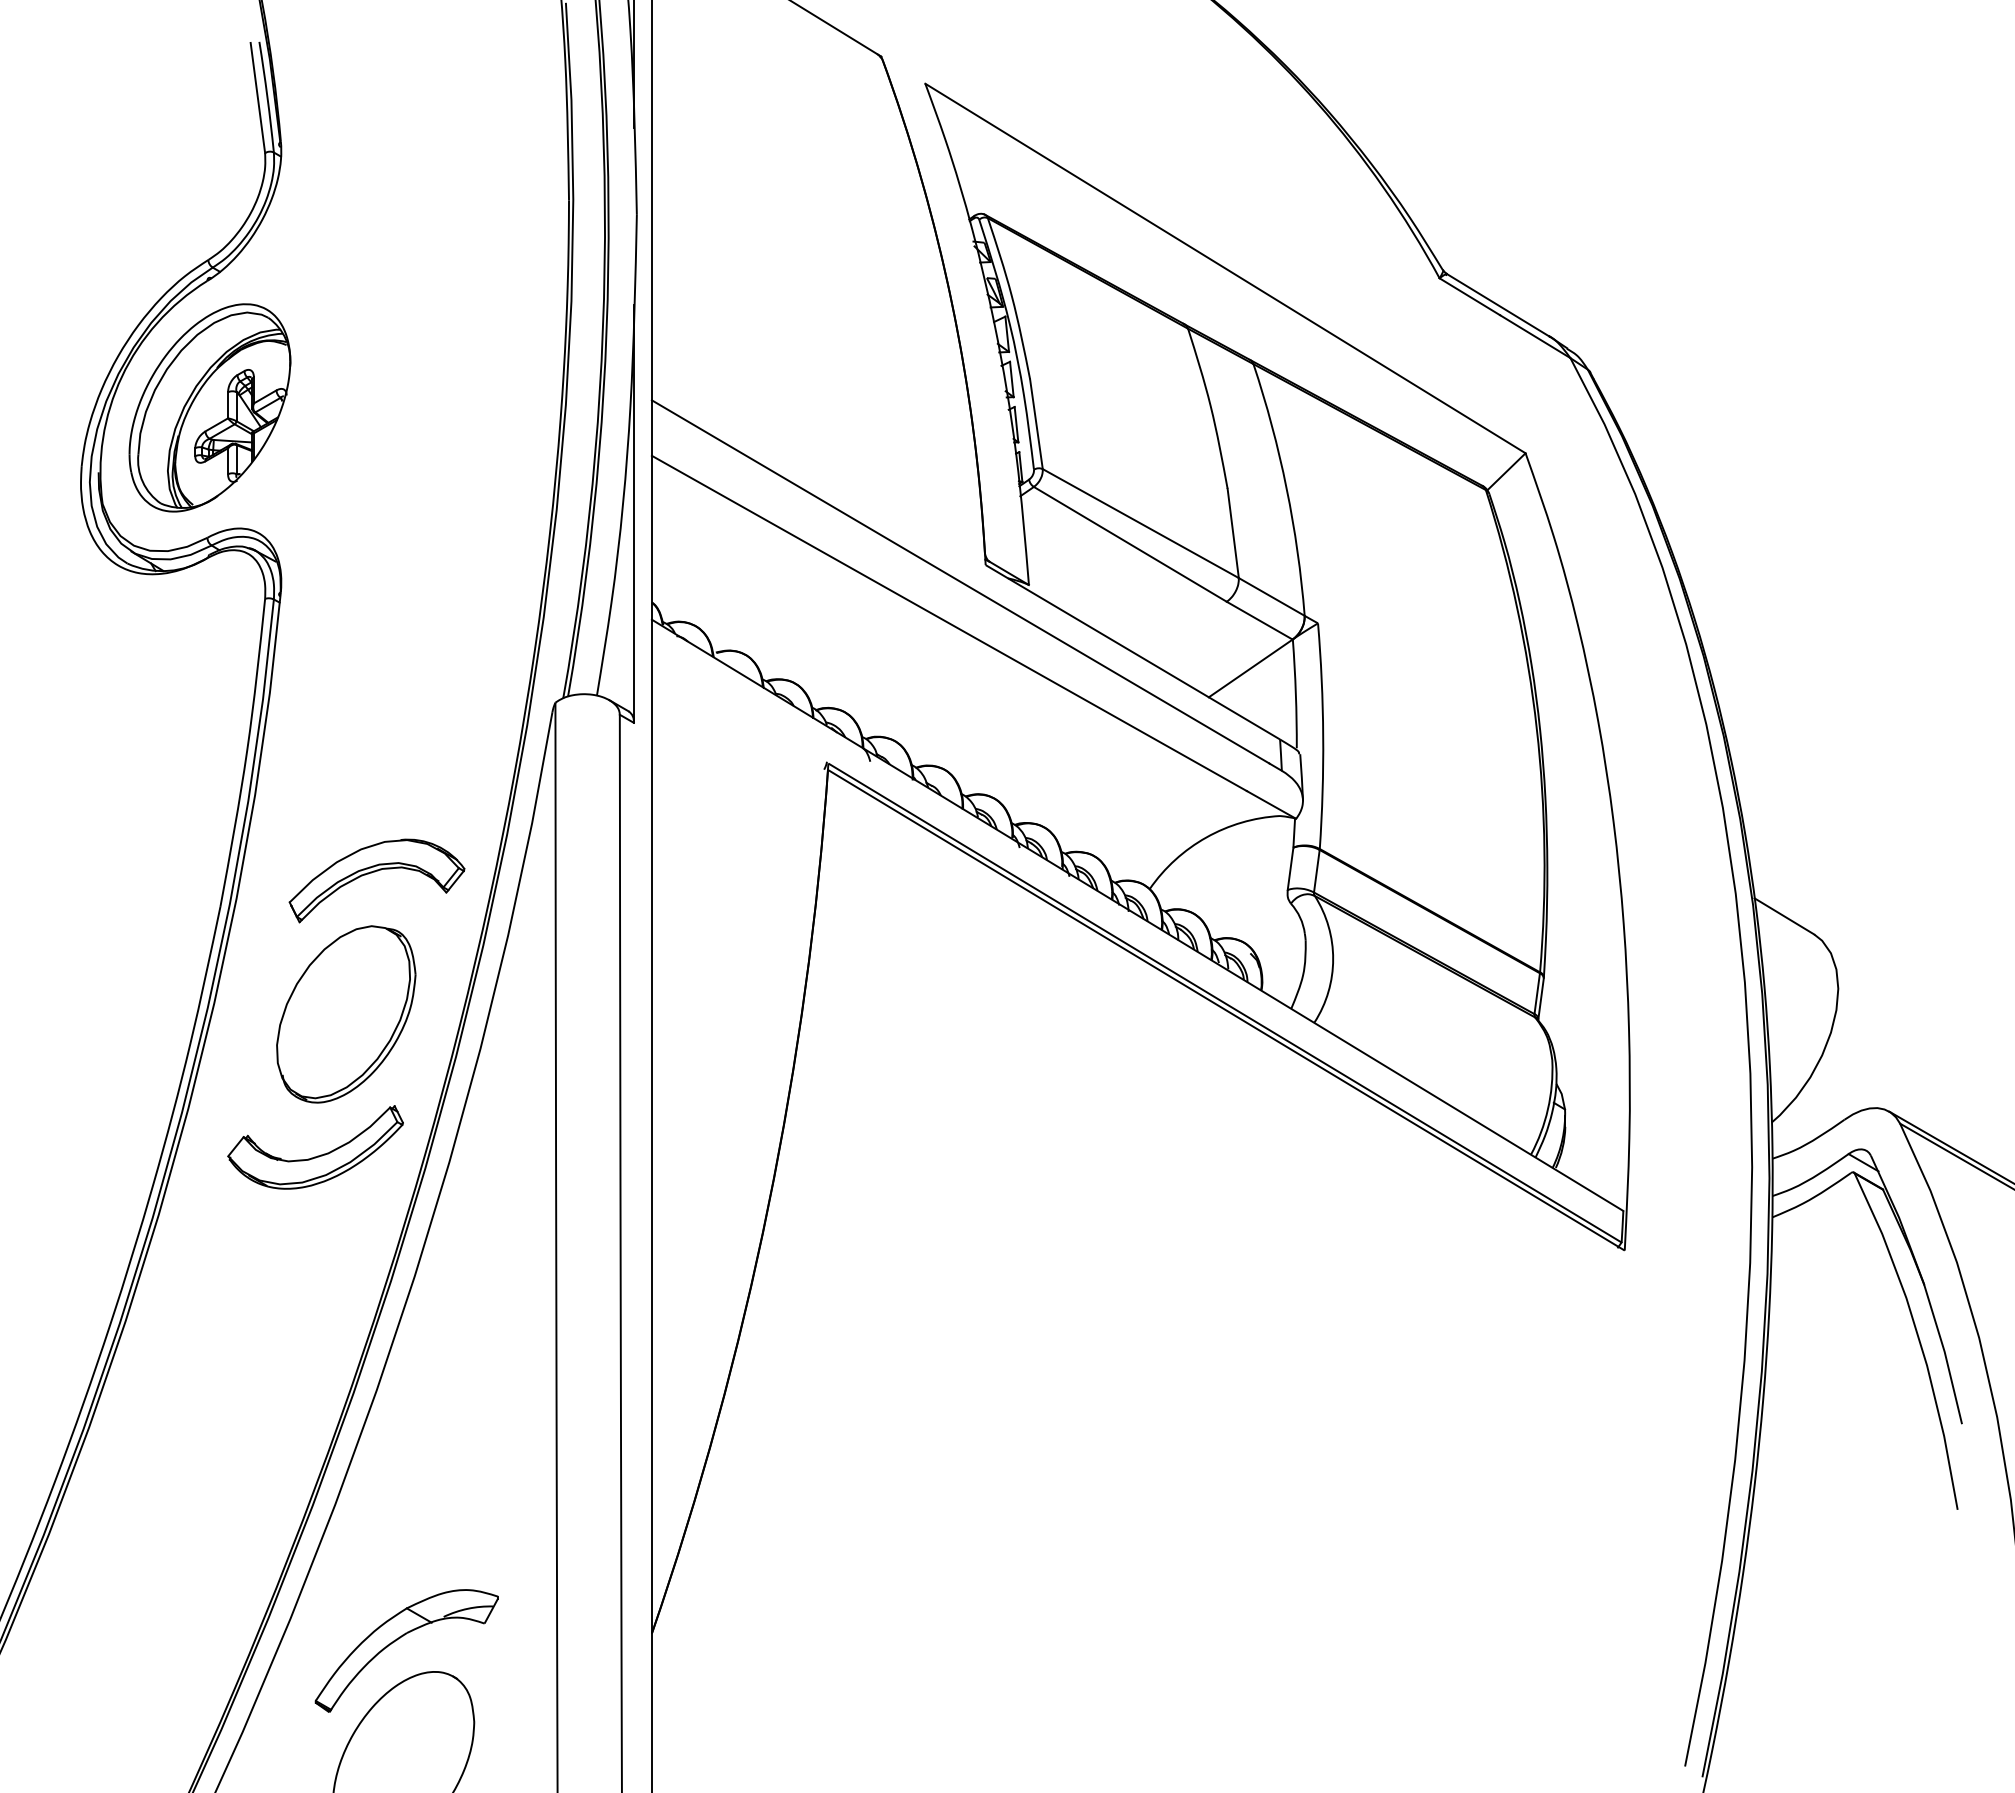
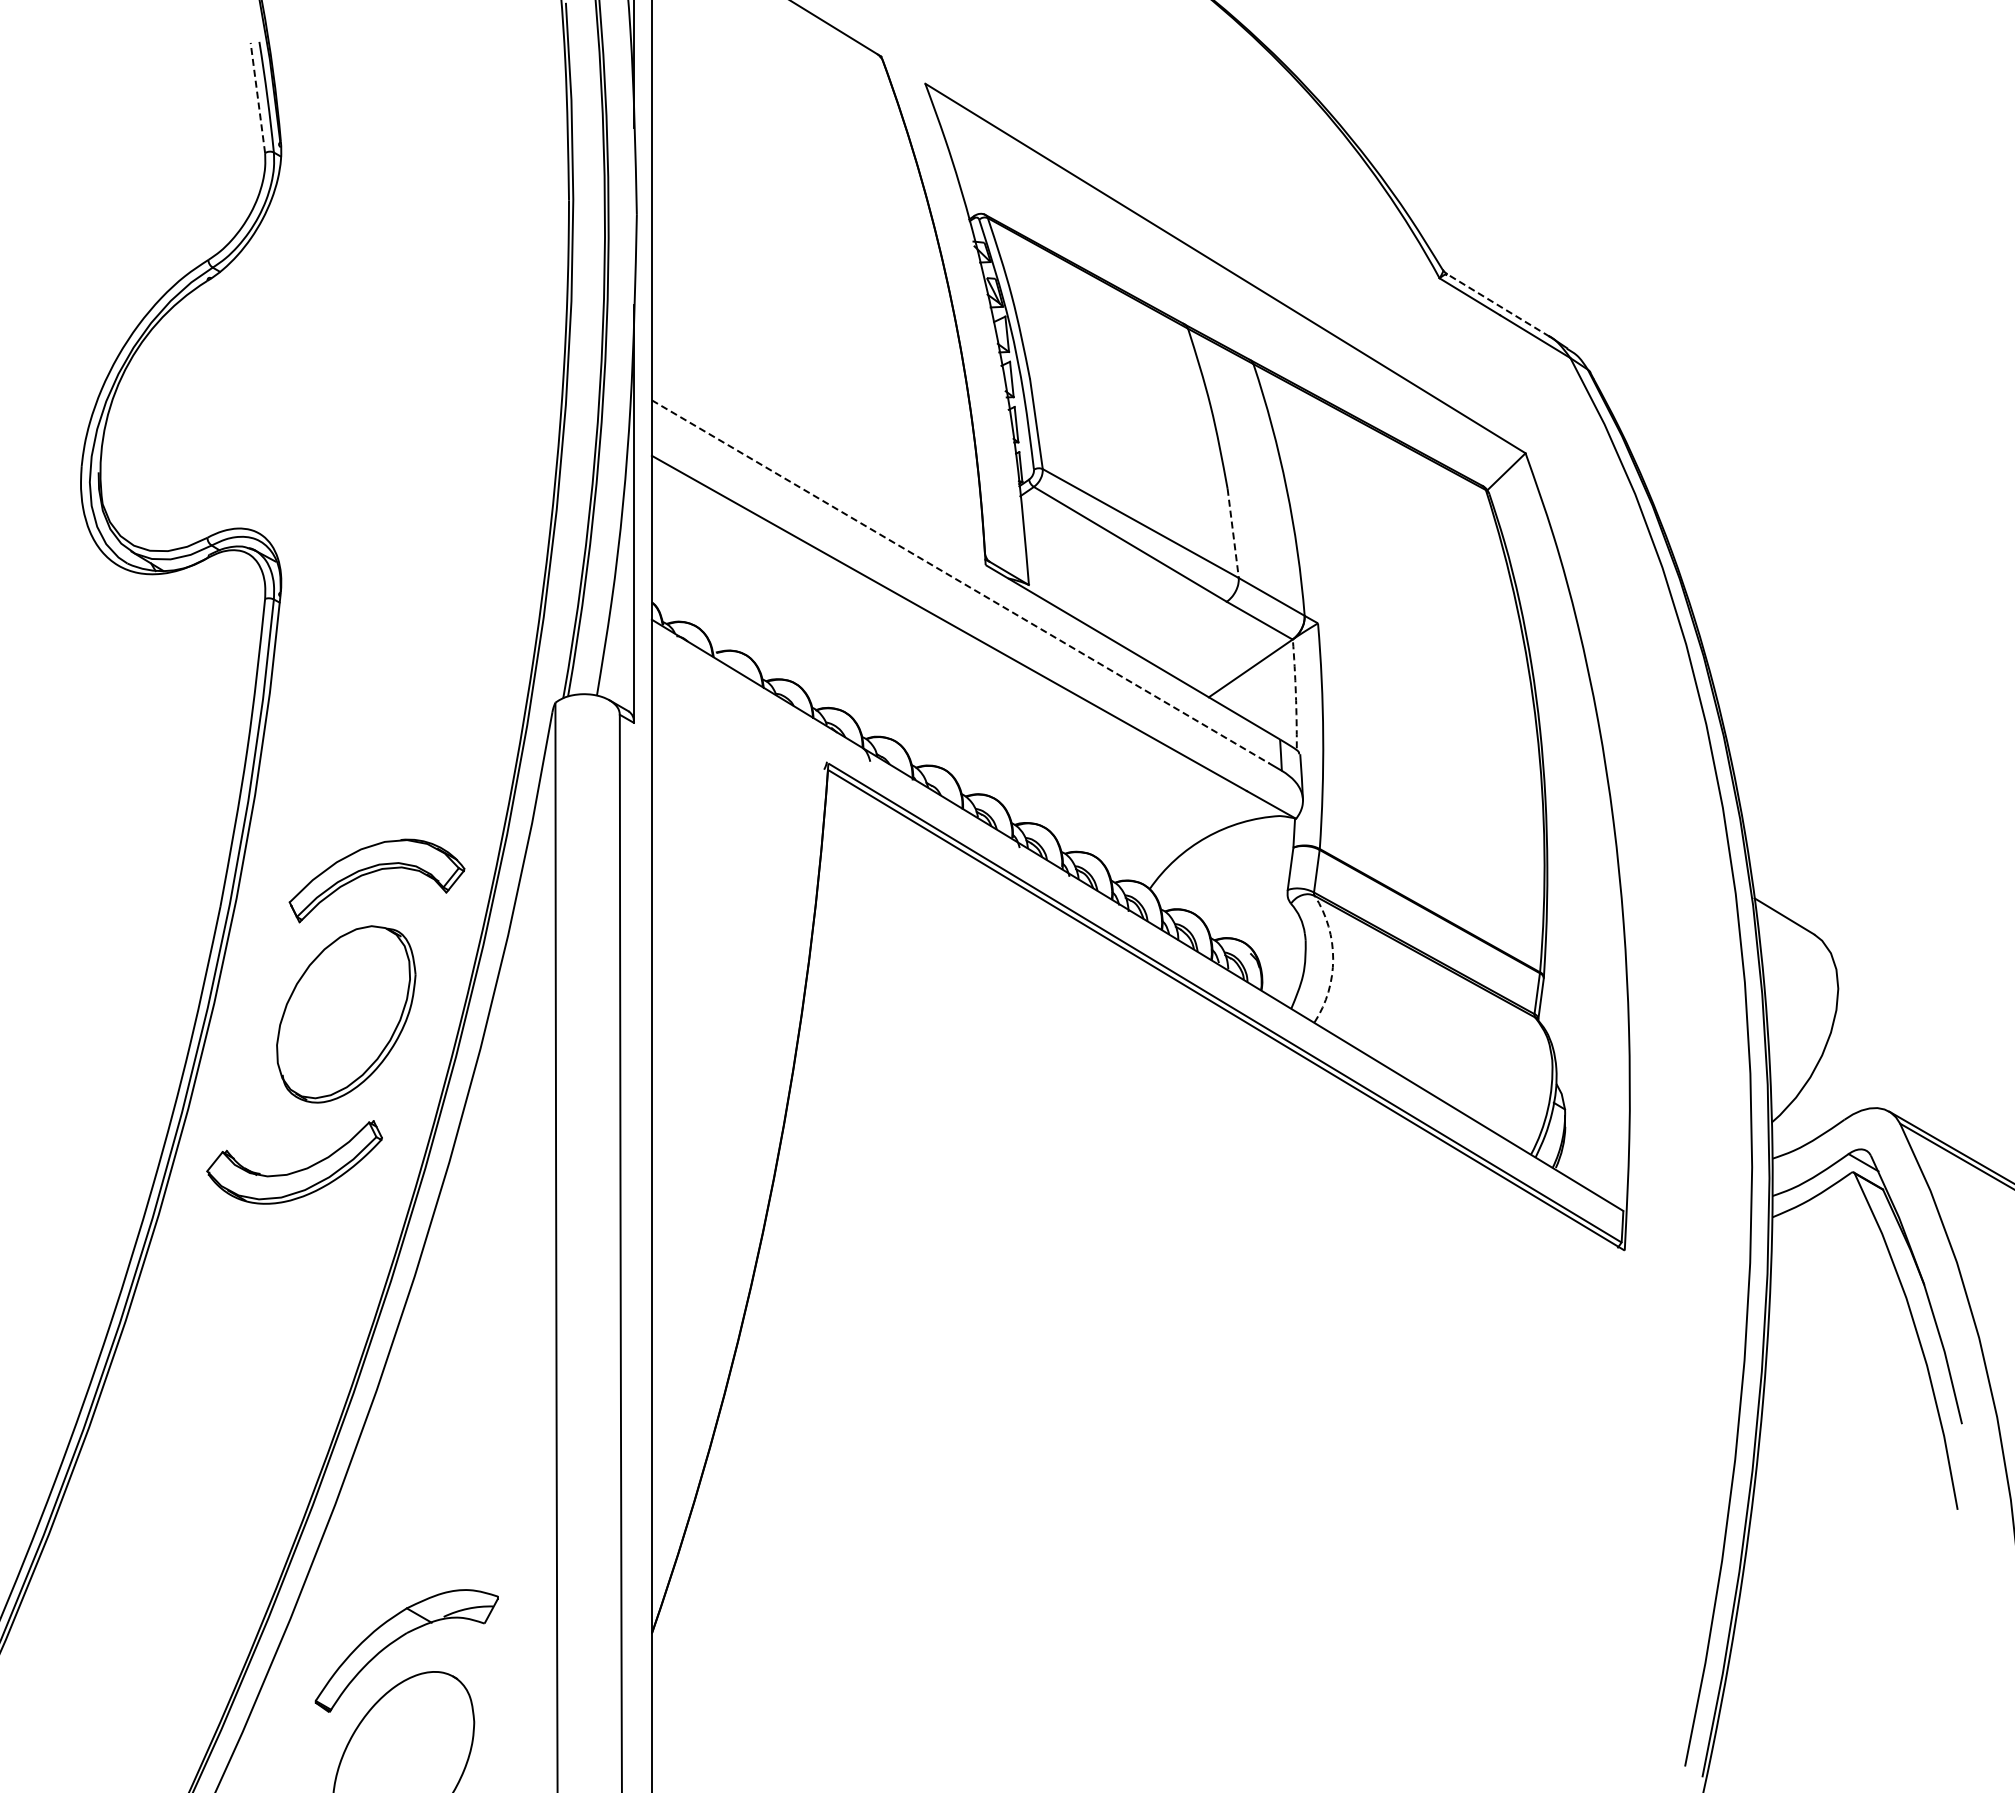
line: solid -> dashed (257, 98)
line: solid -> dashed (1497, 305)
part: present -> none (209, 407)
line: solid -> dashed (1233, 533)
line: solid -> dashed (961, 582)
arc: solid -> dashed (1295, 693)
arc: solid -> dashed (1333, 959)
part position: (317, 1155) -> (296, 1170) (296, 1170)
